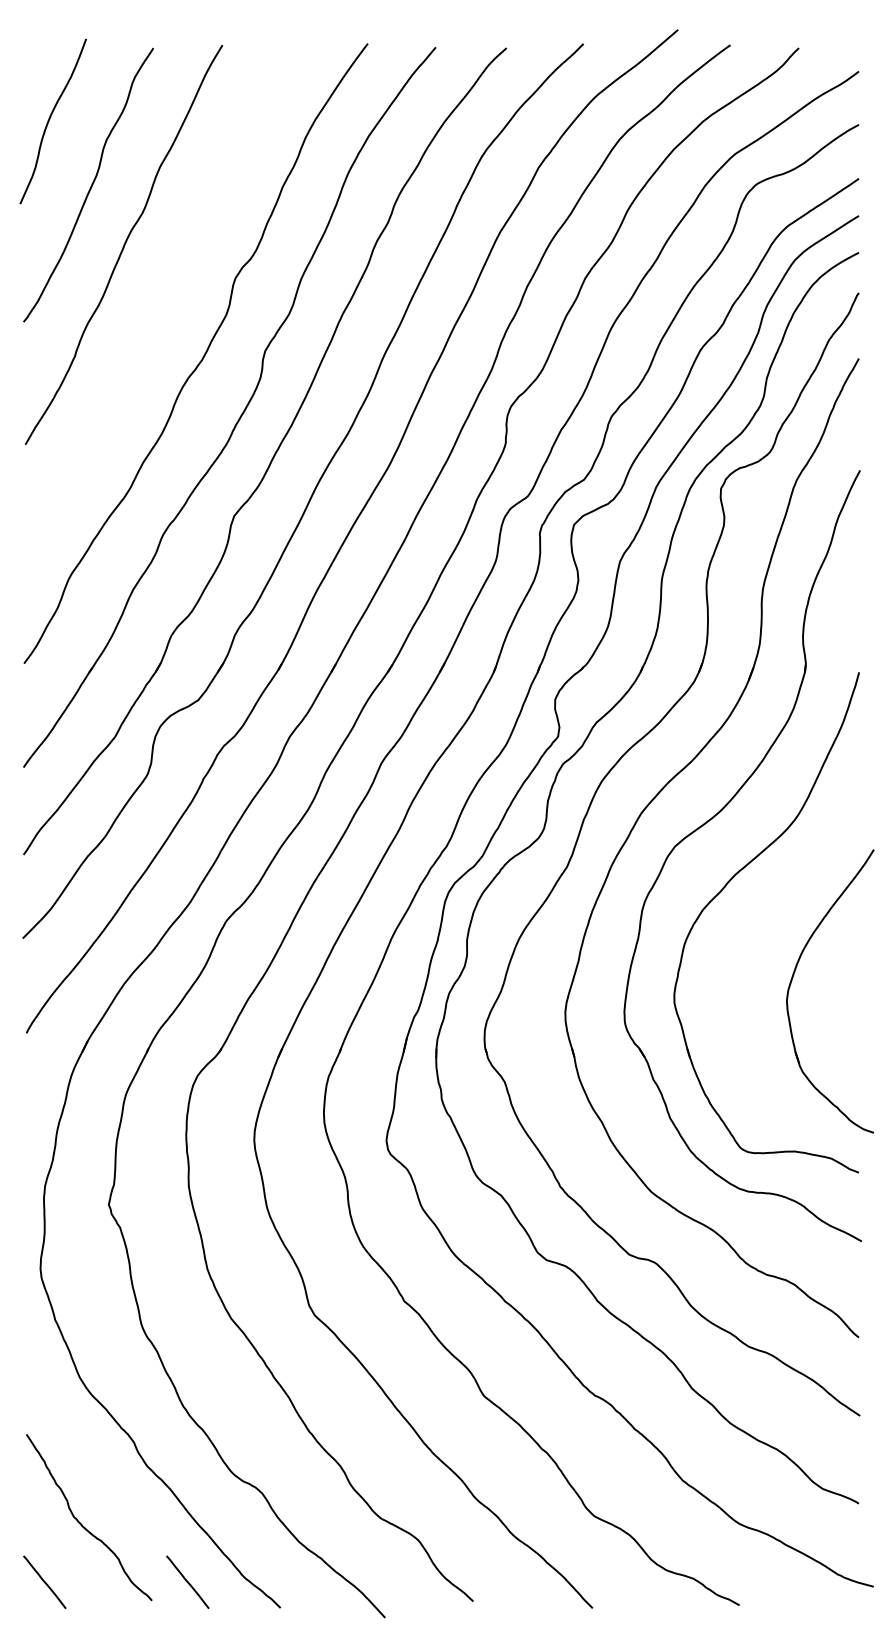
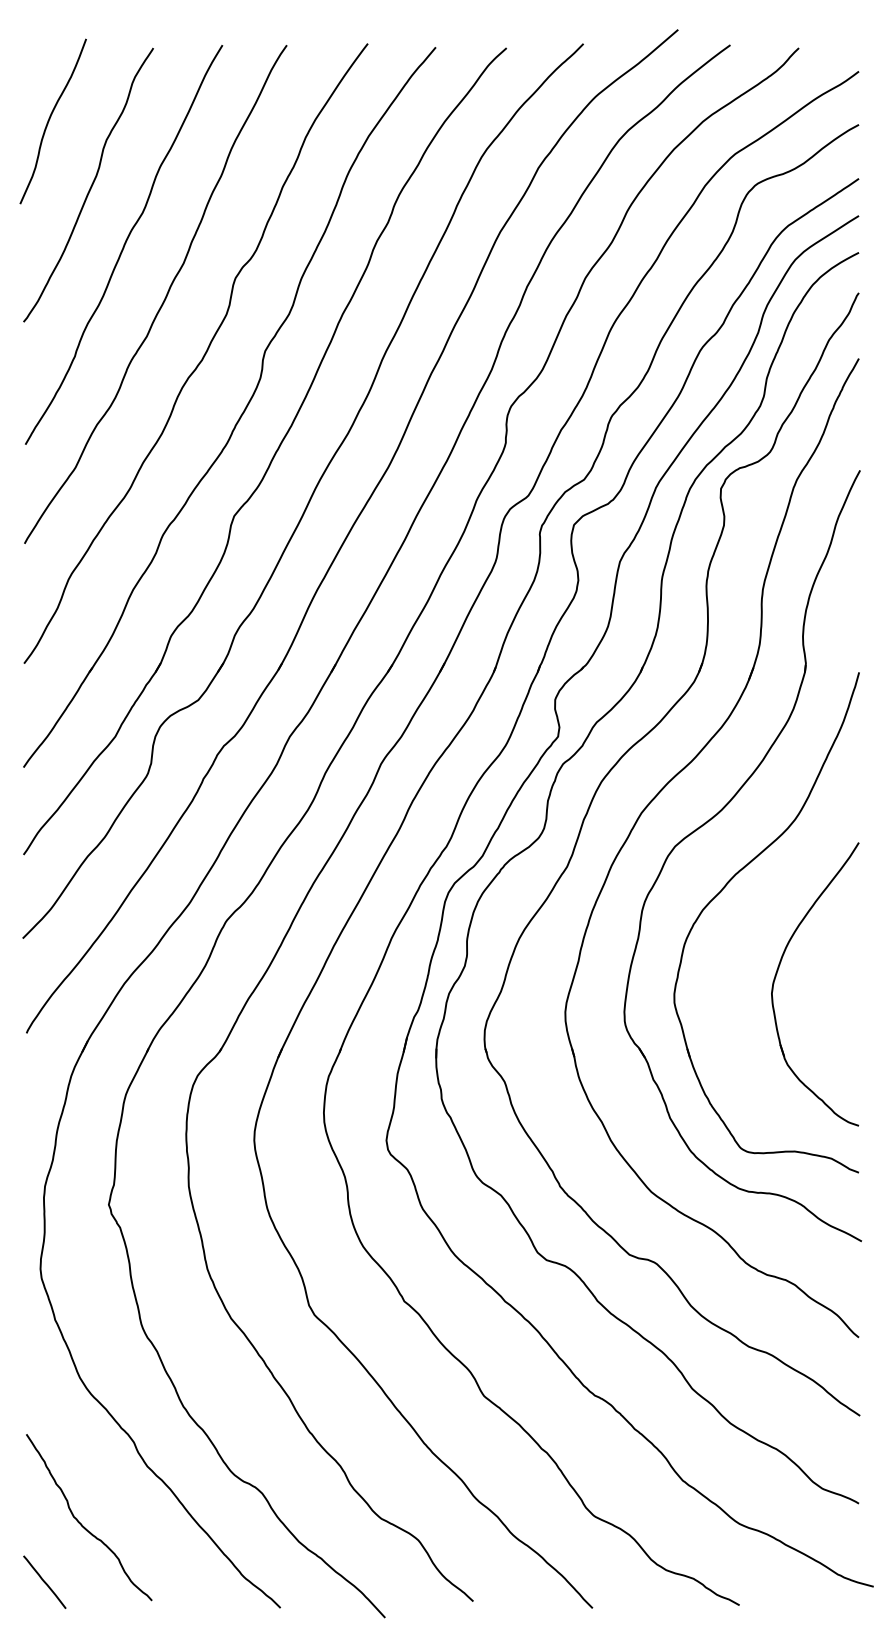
curve: none -> present (164, 298)
part position: (793, 977) -> (778, 970) (778, 970)
line: present -> none (187, 1581)
